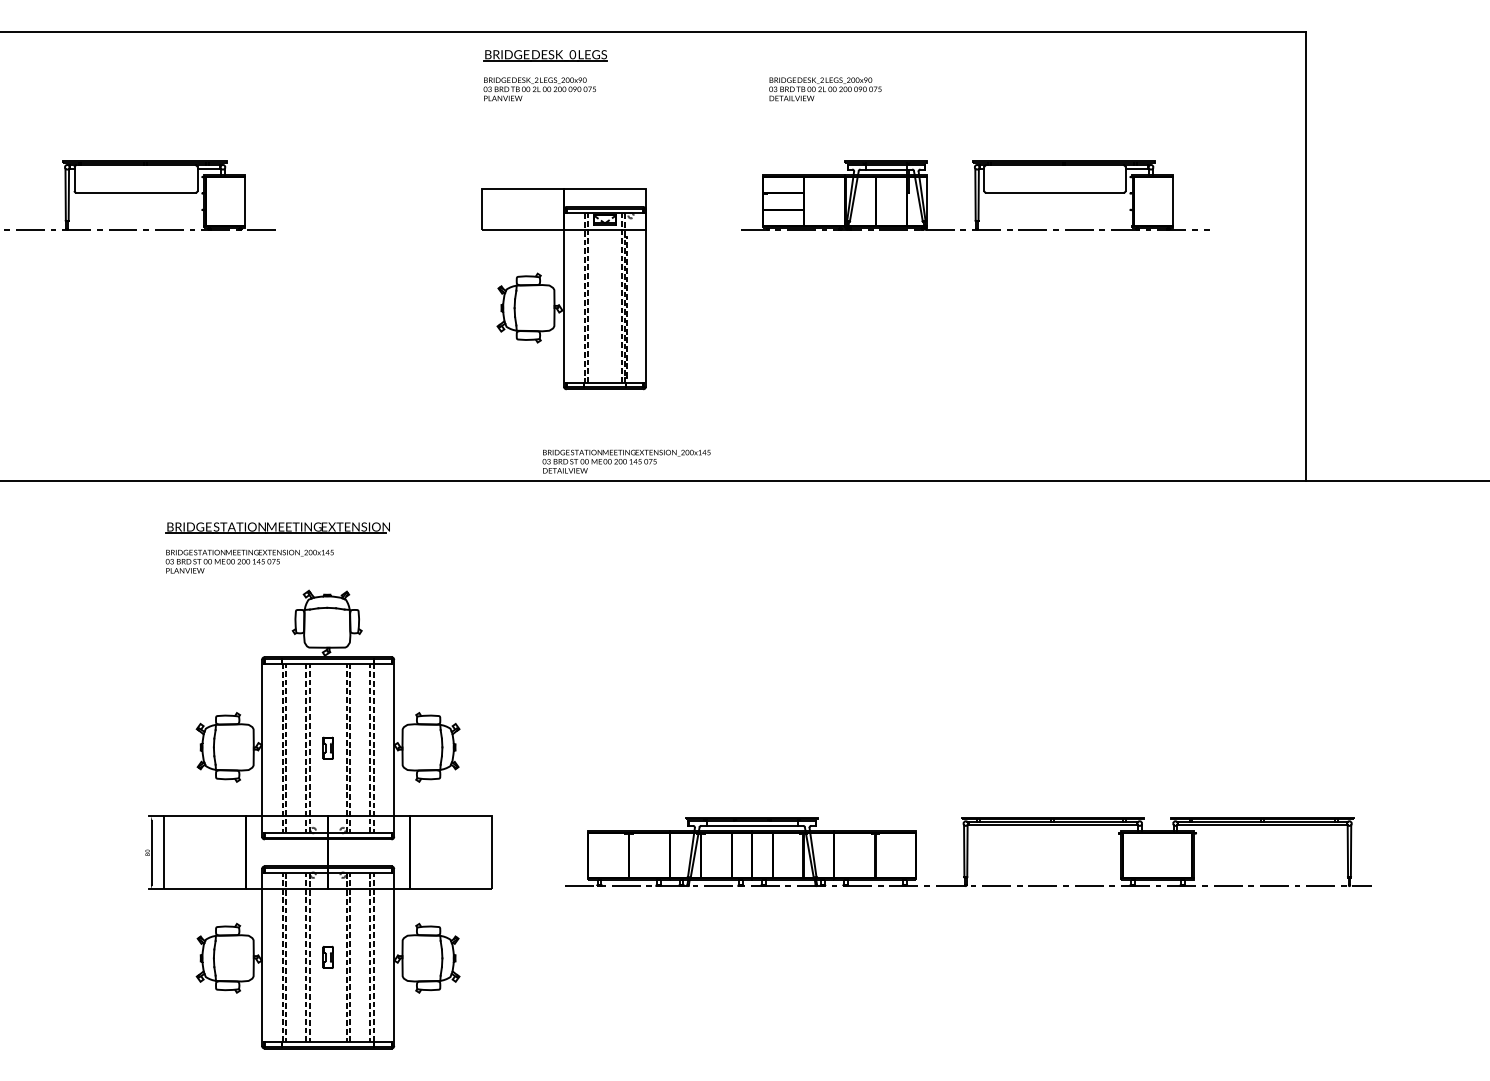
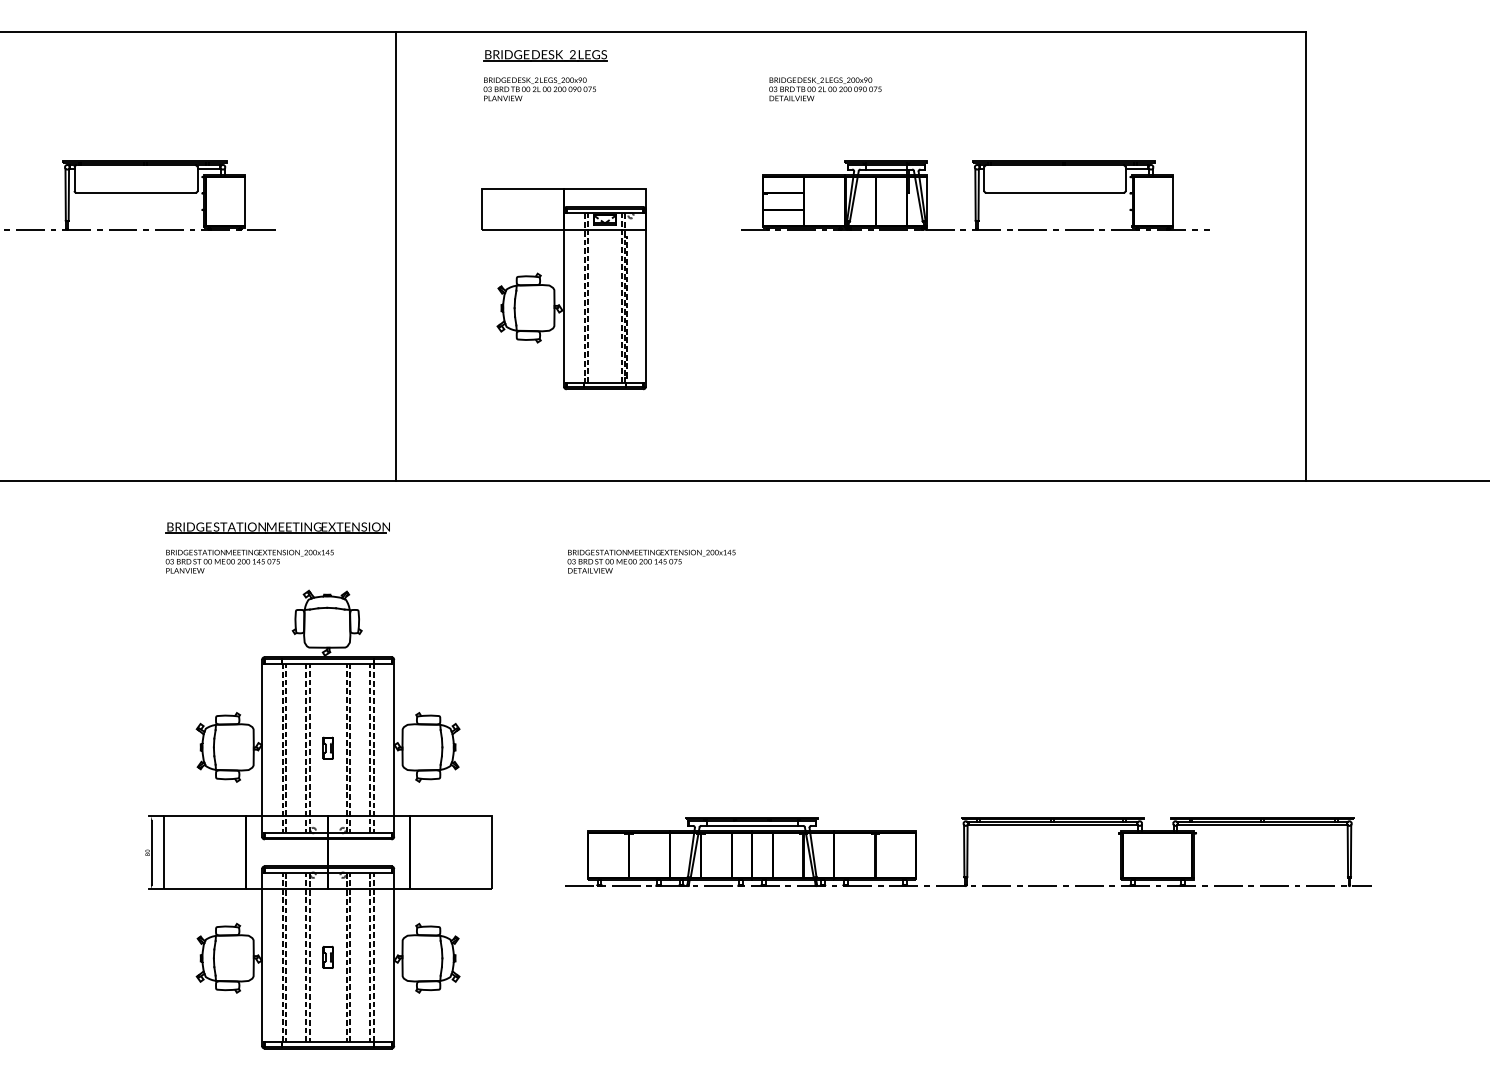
text: DESK_0 -> DESK_2 (572, 55)
line: none -> present (396, 256)
text position: (626, 461) -> (651, 561) (651, 561)
